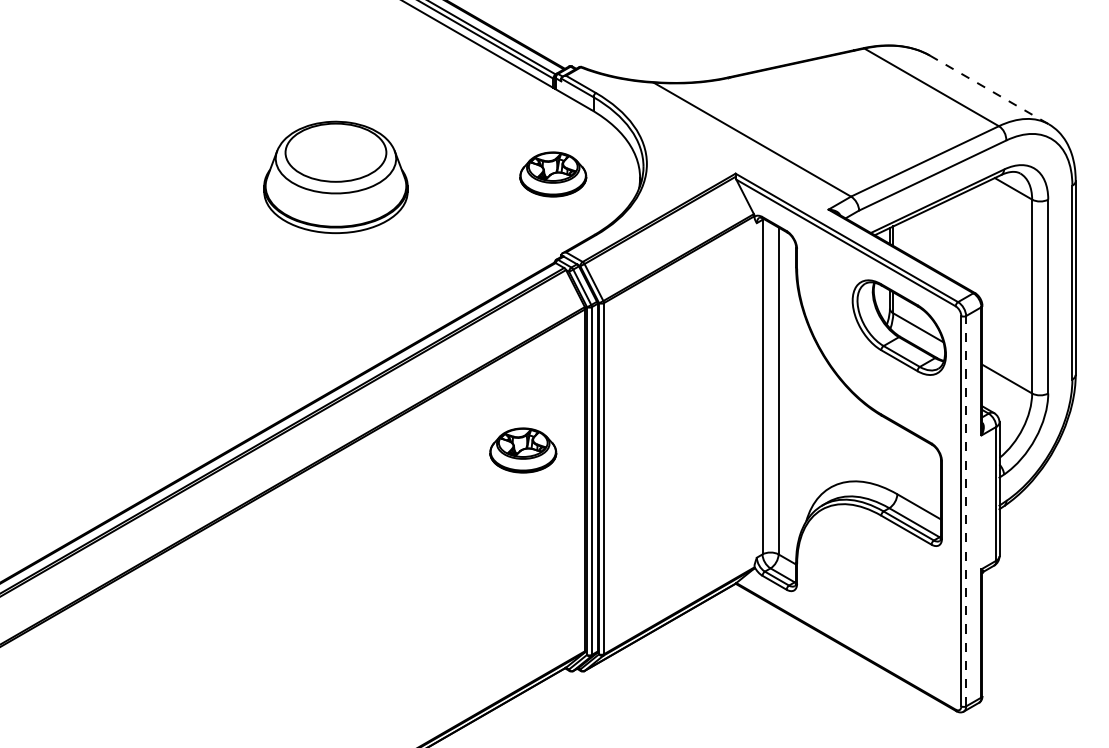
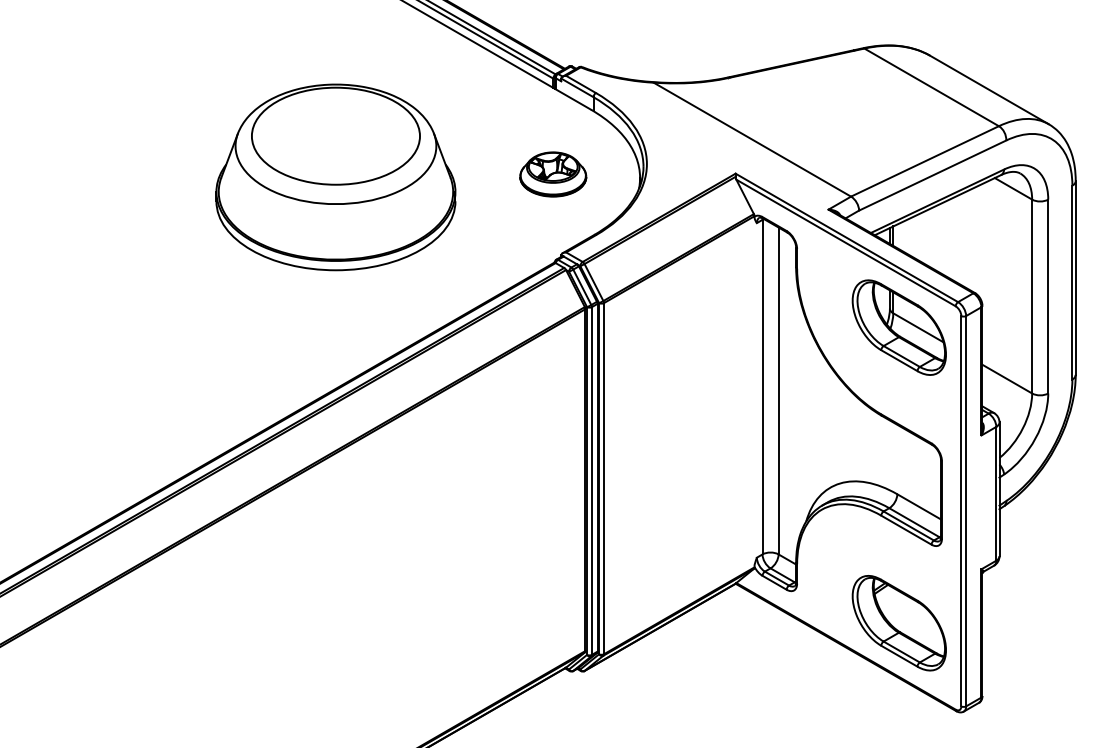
line: dashed -> solid (989, 89)
part size: 146x115 px -> 242x189 px (335, 177)
part: present -> none (523, 450)
line: dashed -> solid (966, 510)
part: none -> present (898, 623)
